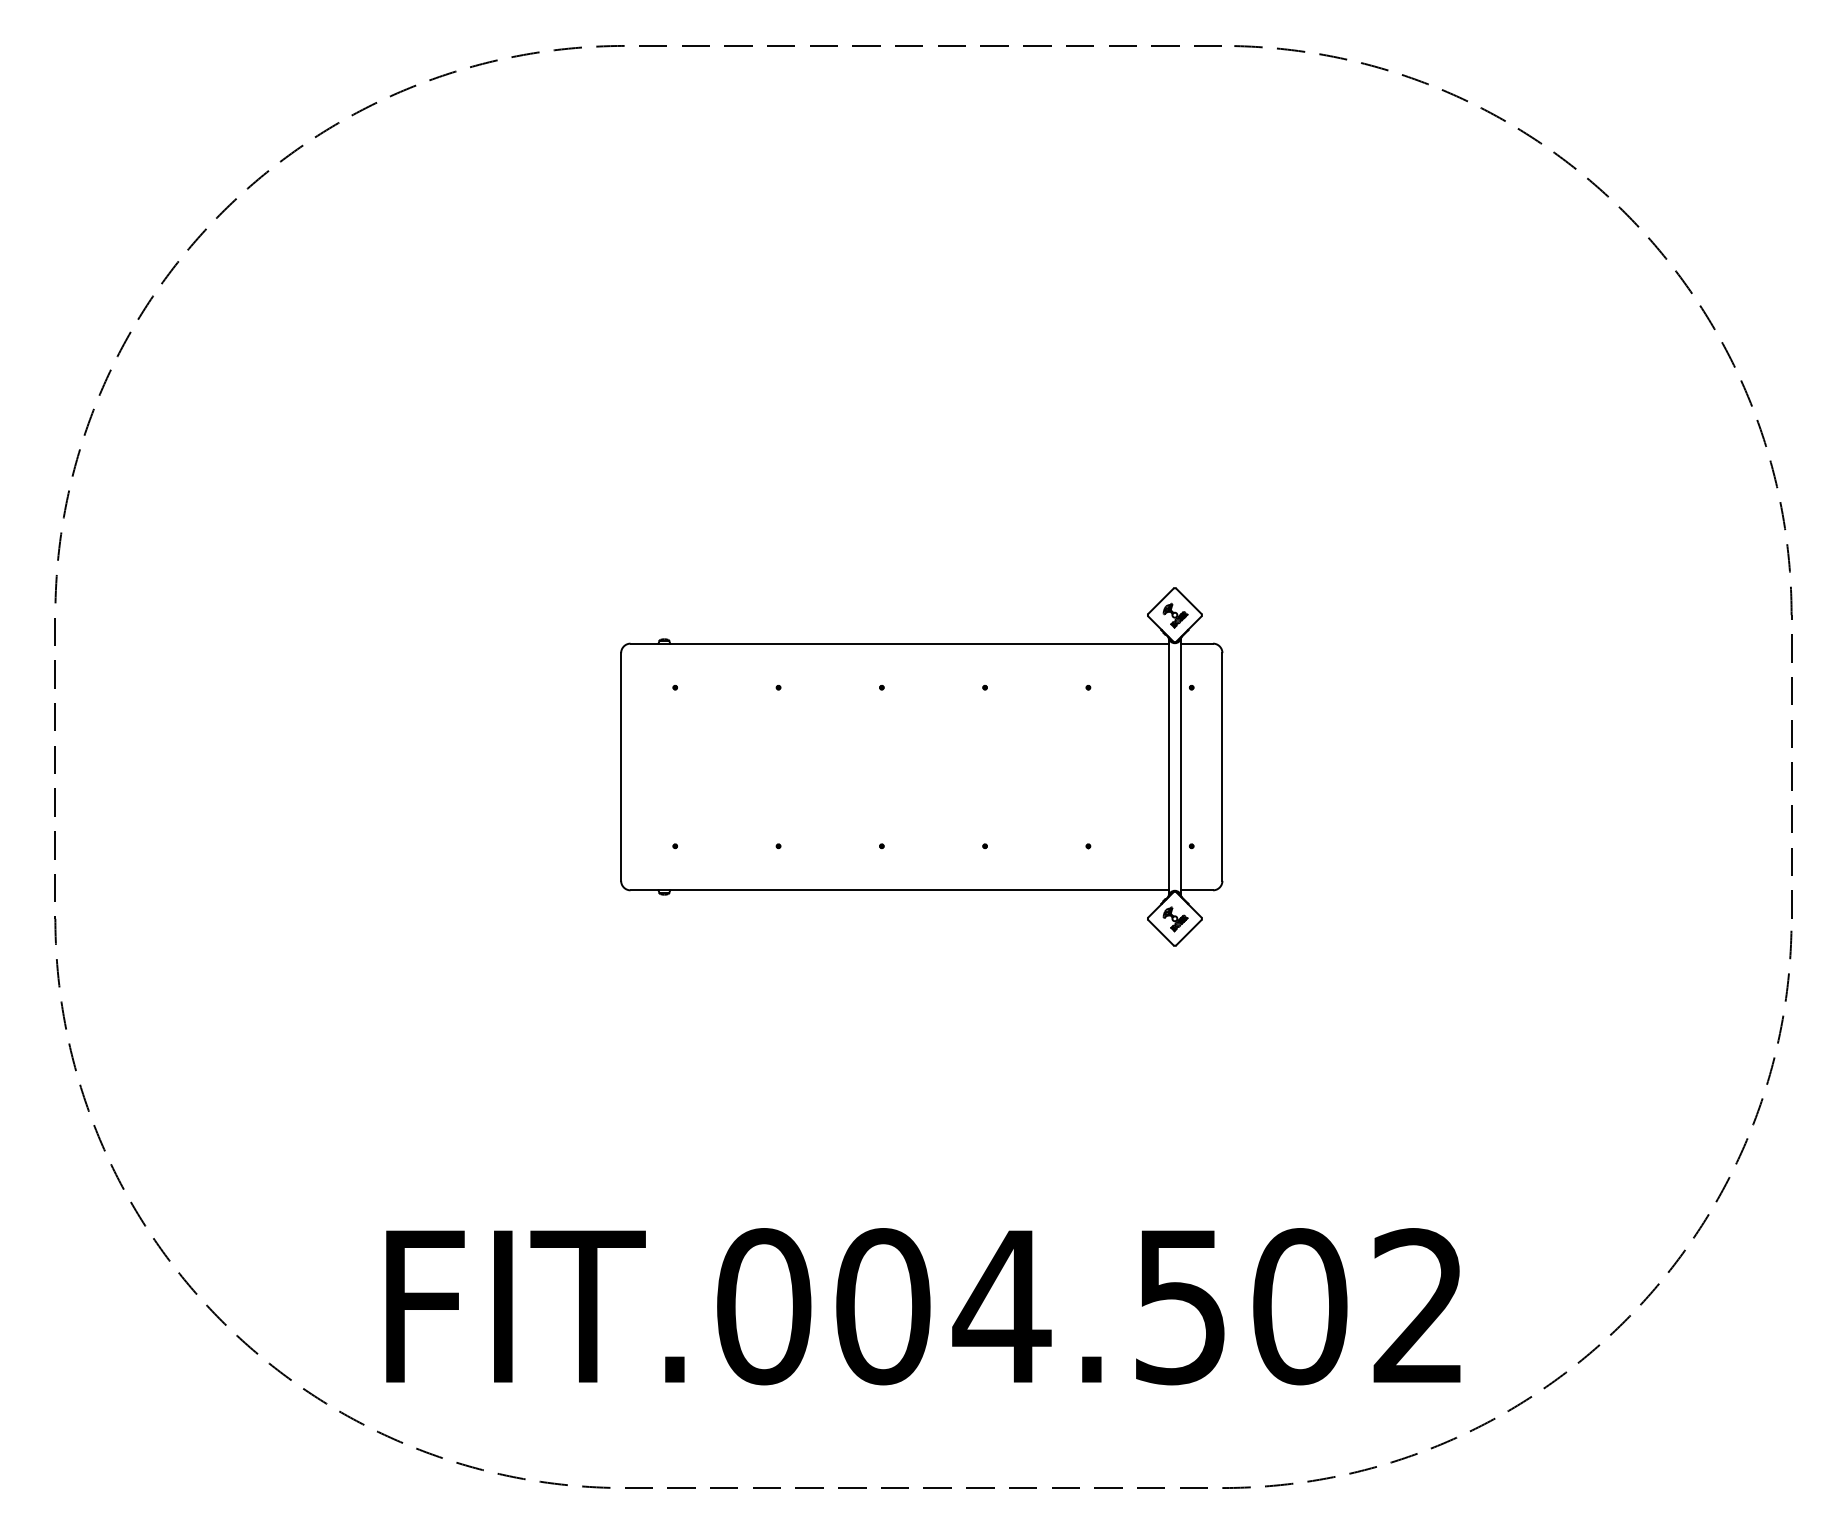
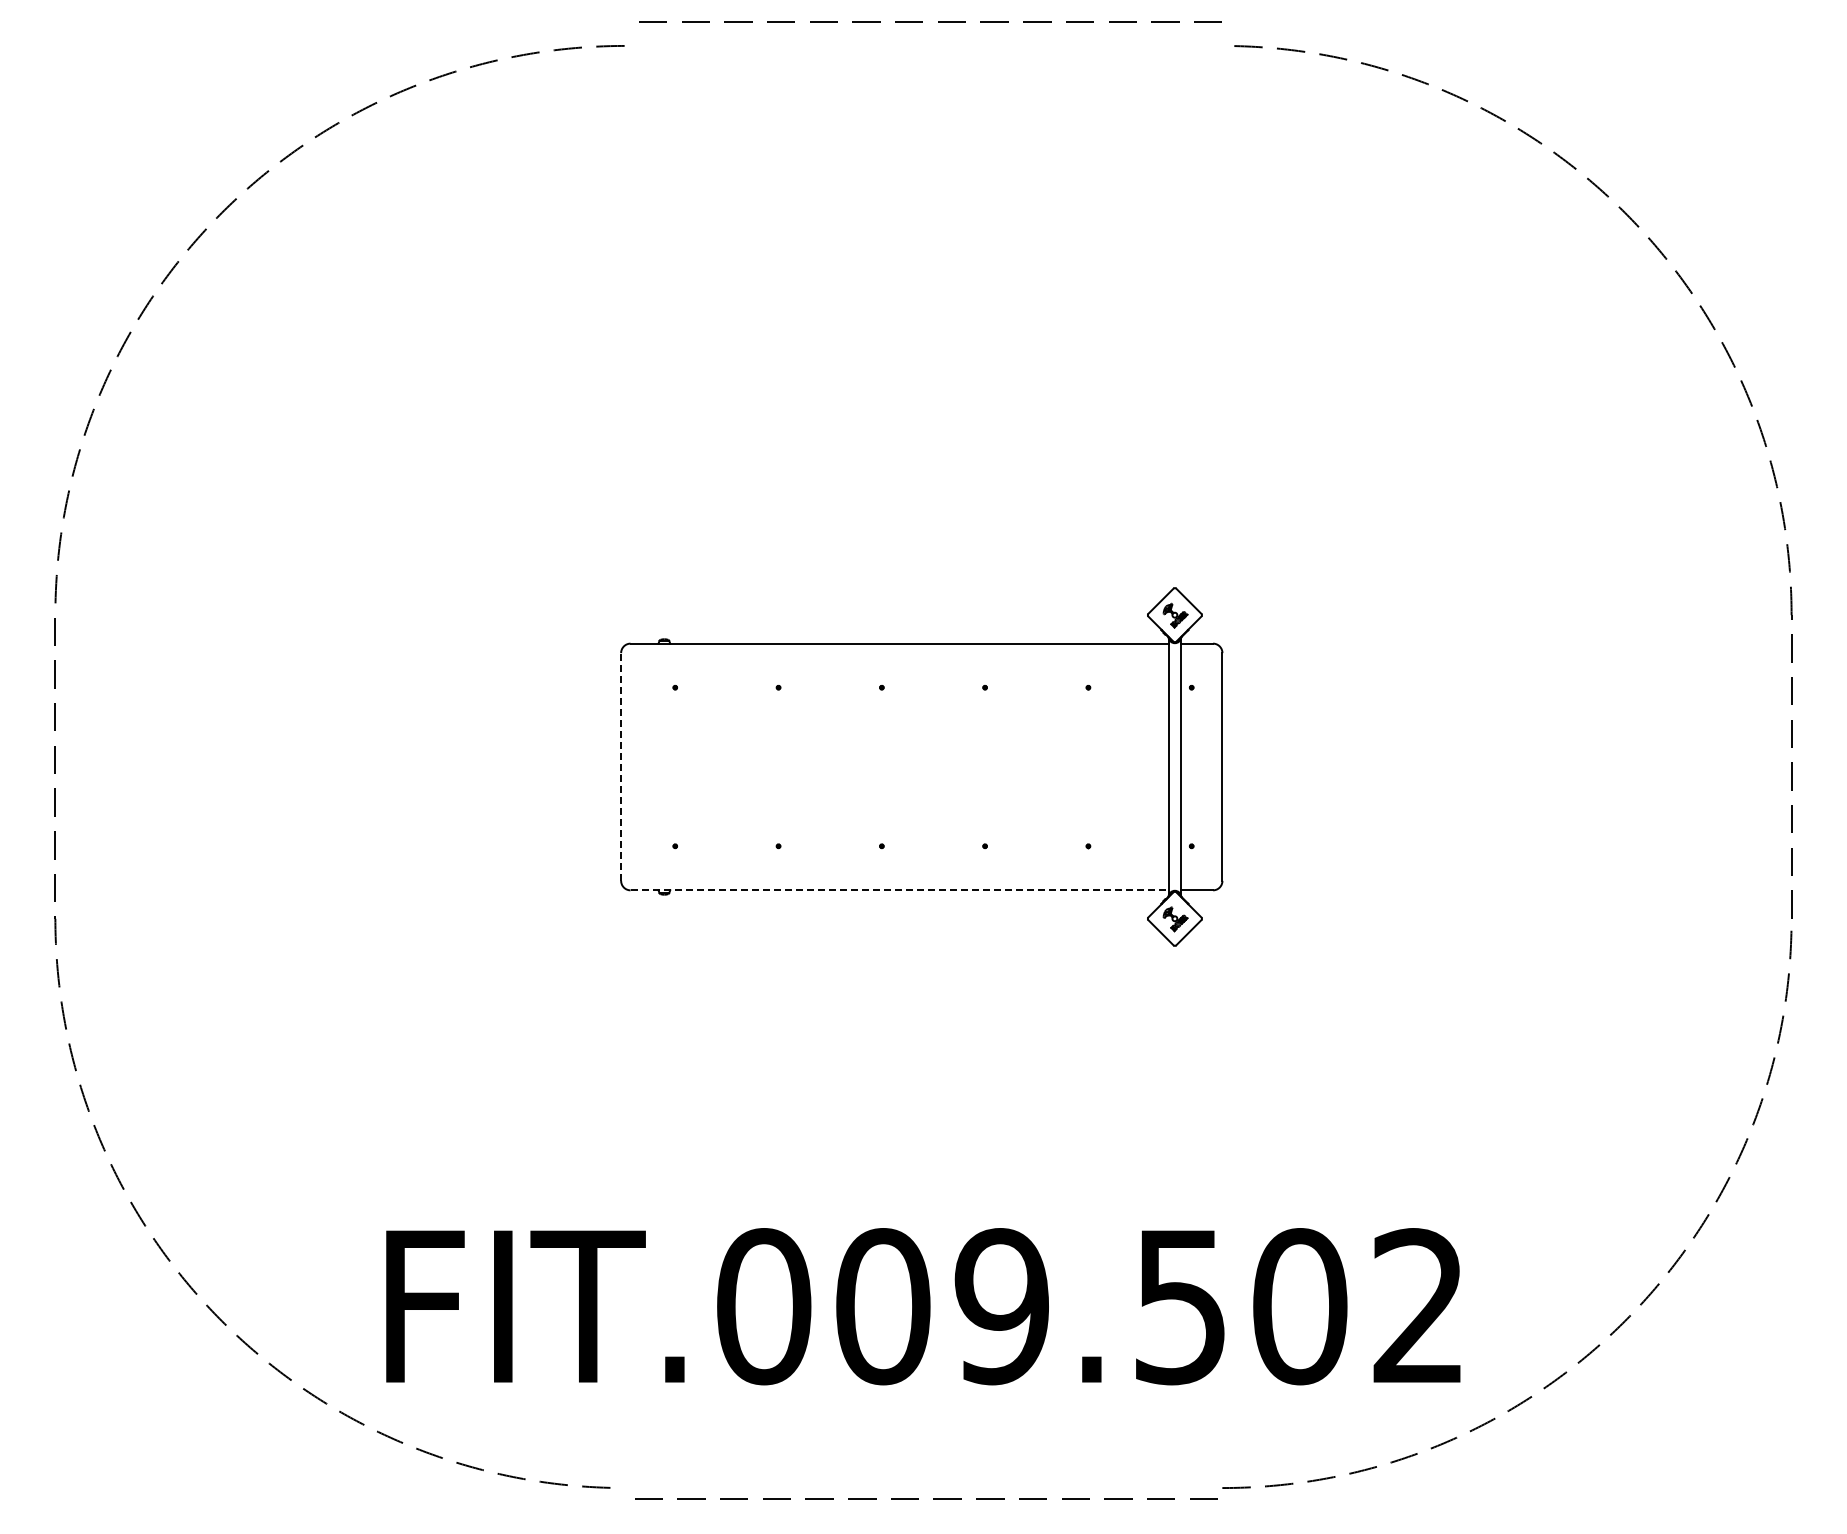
line position: (922, 45) -> (922, 21) (922, 21)
line: solid -> dashed (621, 767)
line: solid -> dashed (899, 890)
text: FIT.004.502 -> FIT.009.502 (1001, 1306)
line position: (923, 1487) -> (933, 1498) (933, 1498)
